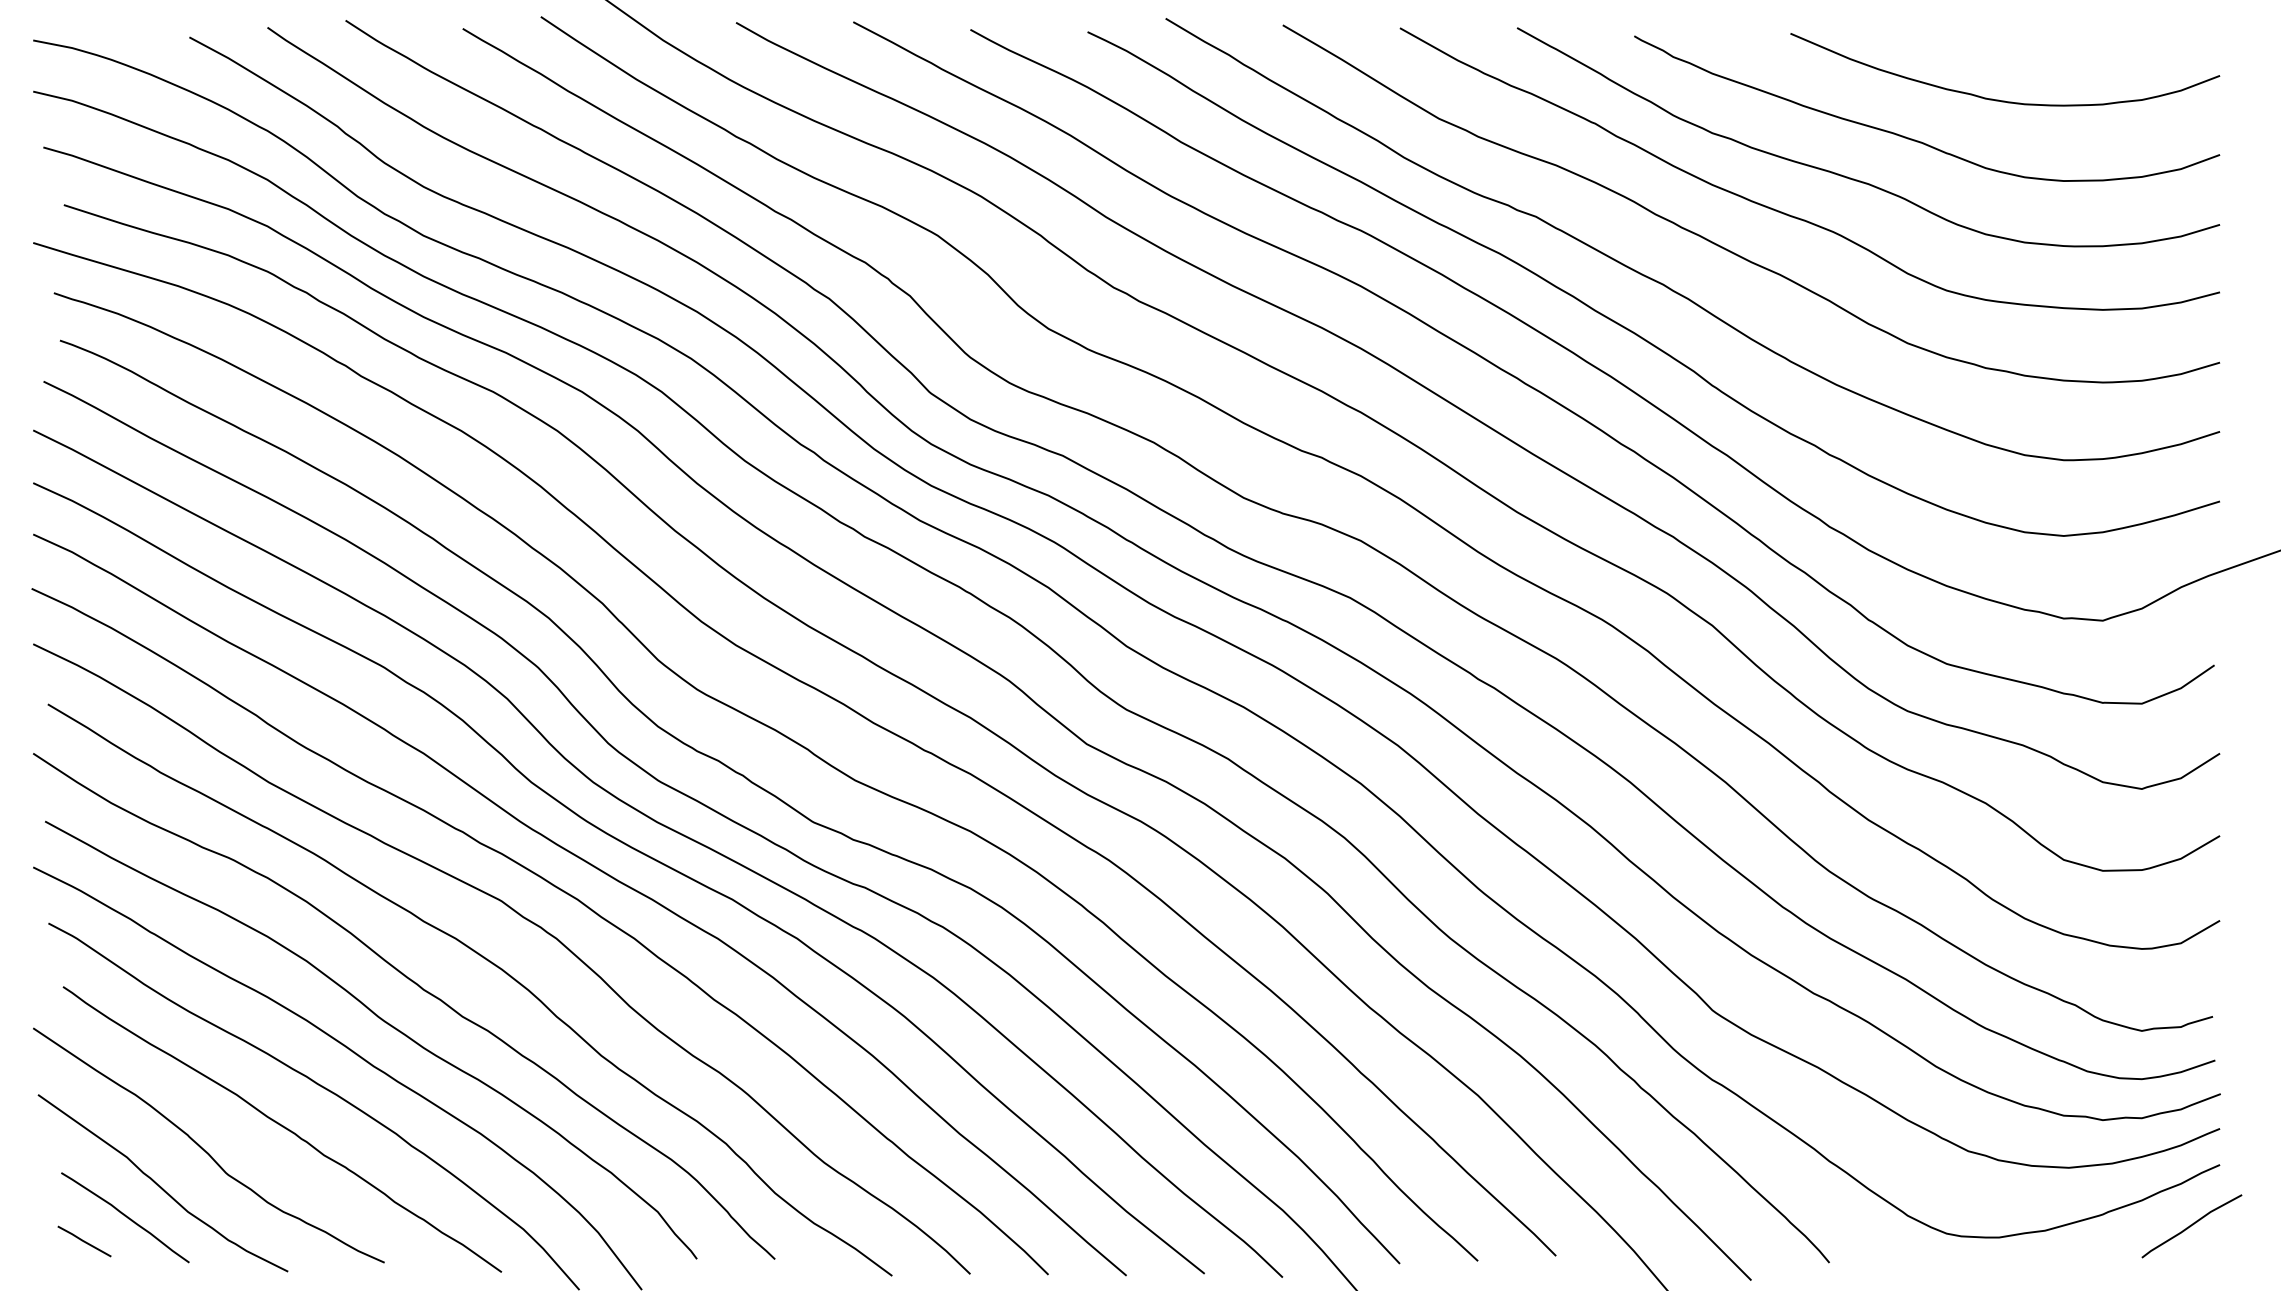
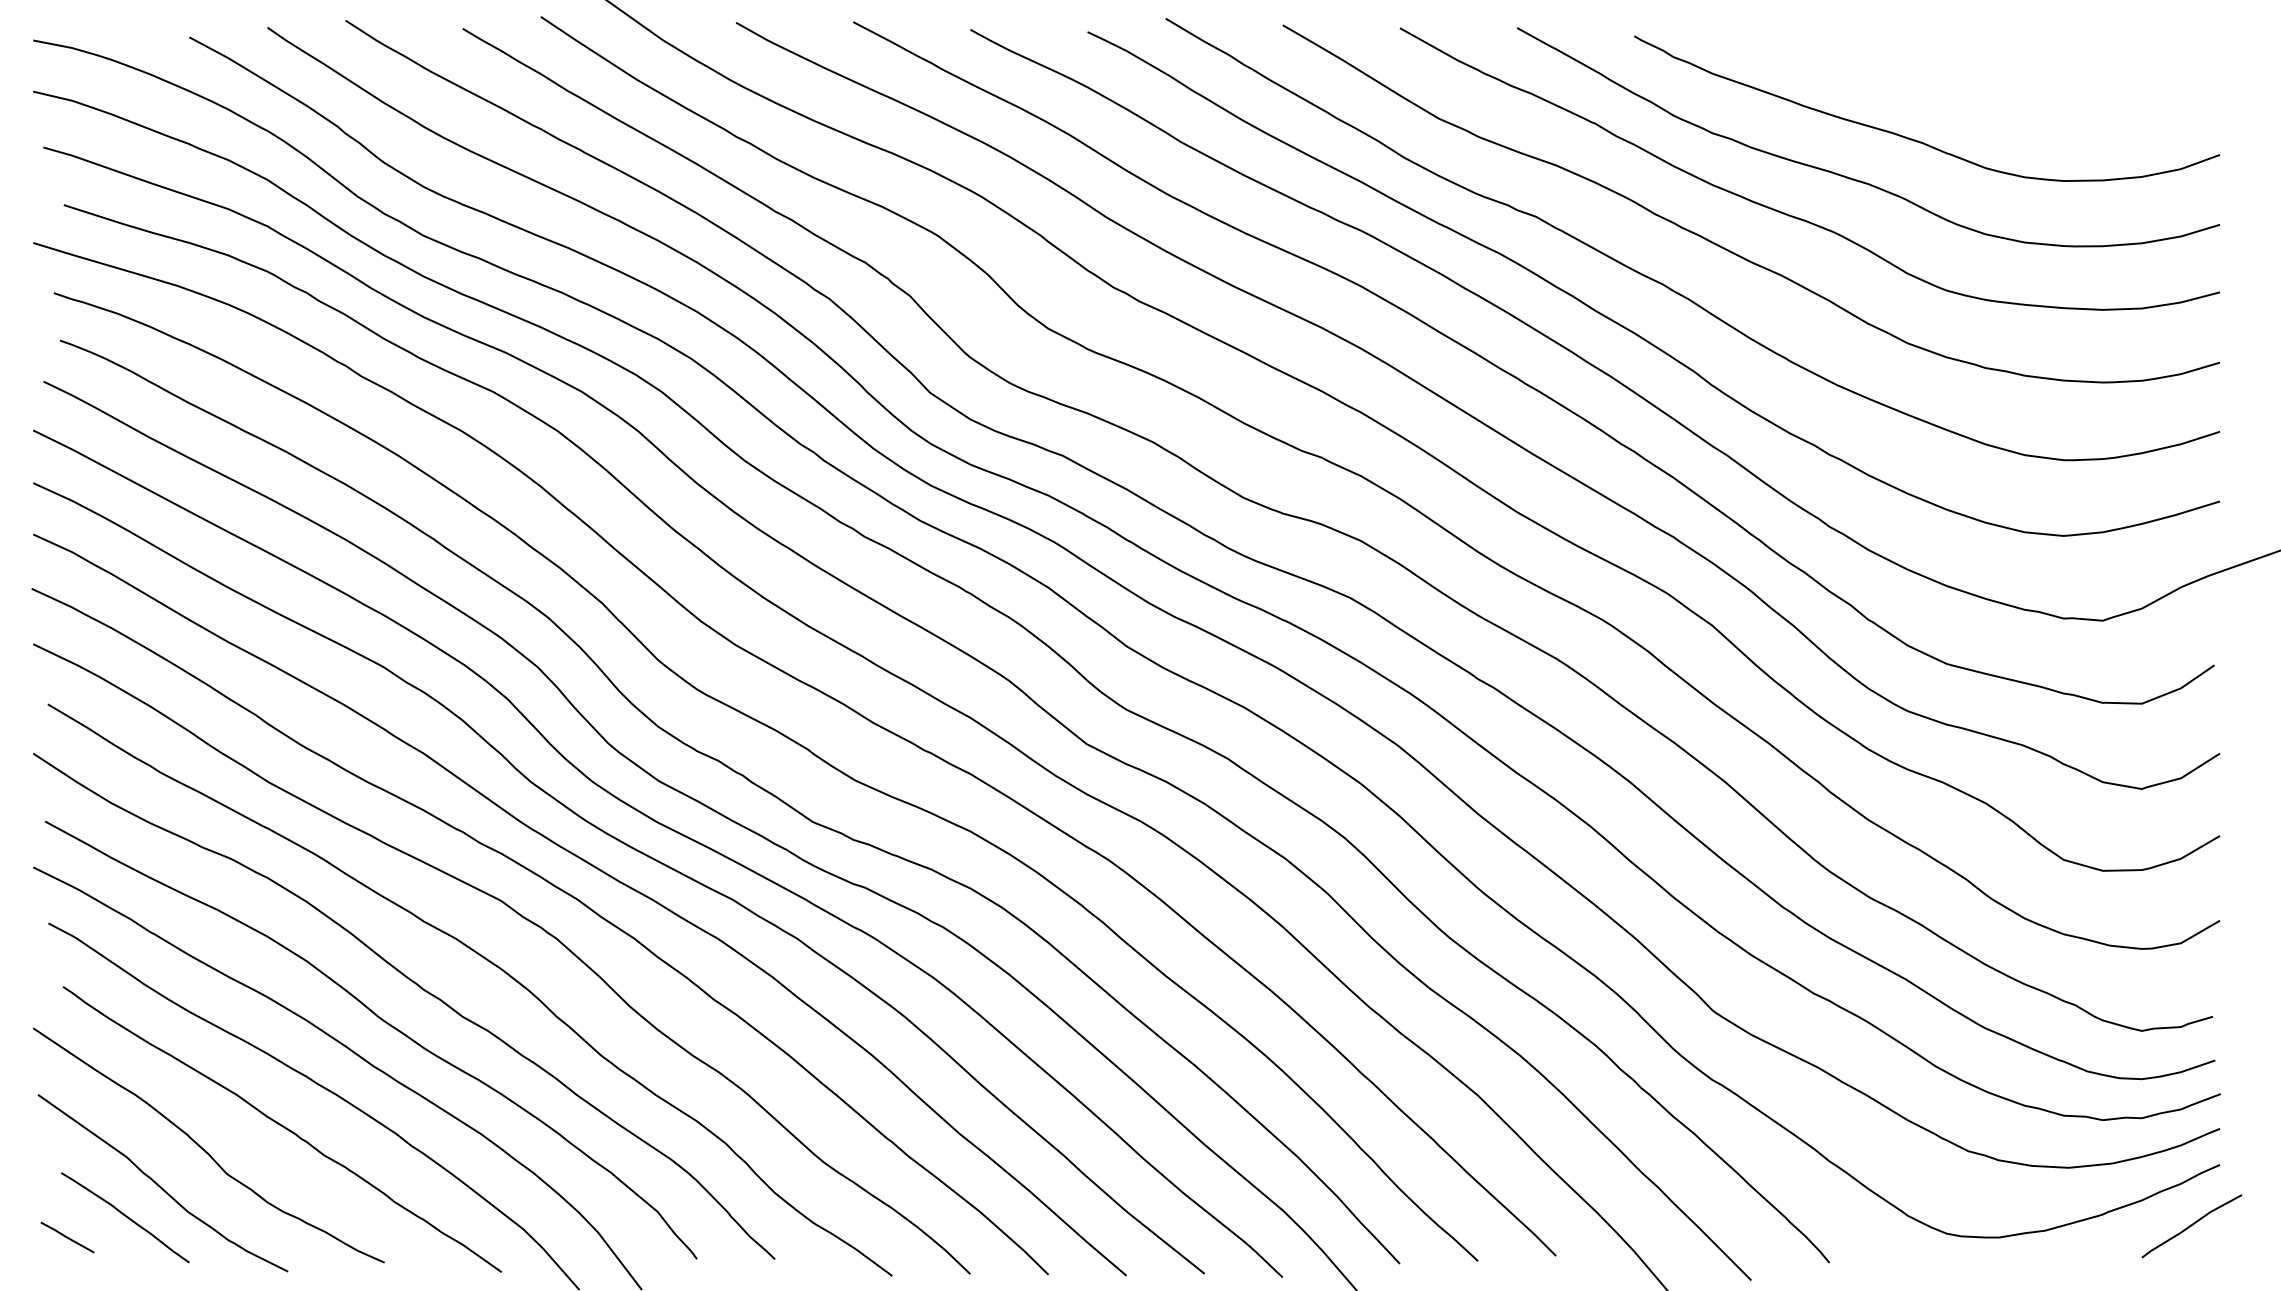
curve: present -> none (1998, 99)
line position: (84, 1241) -> (67, 1237) (67, 1237)
